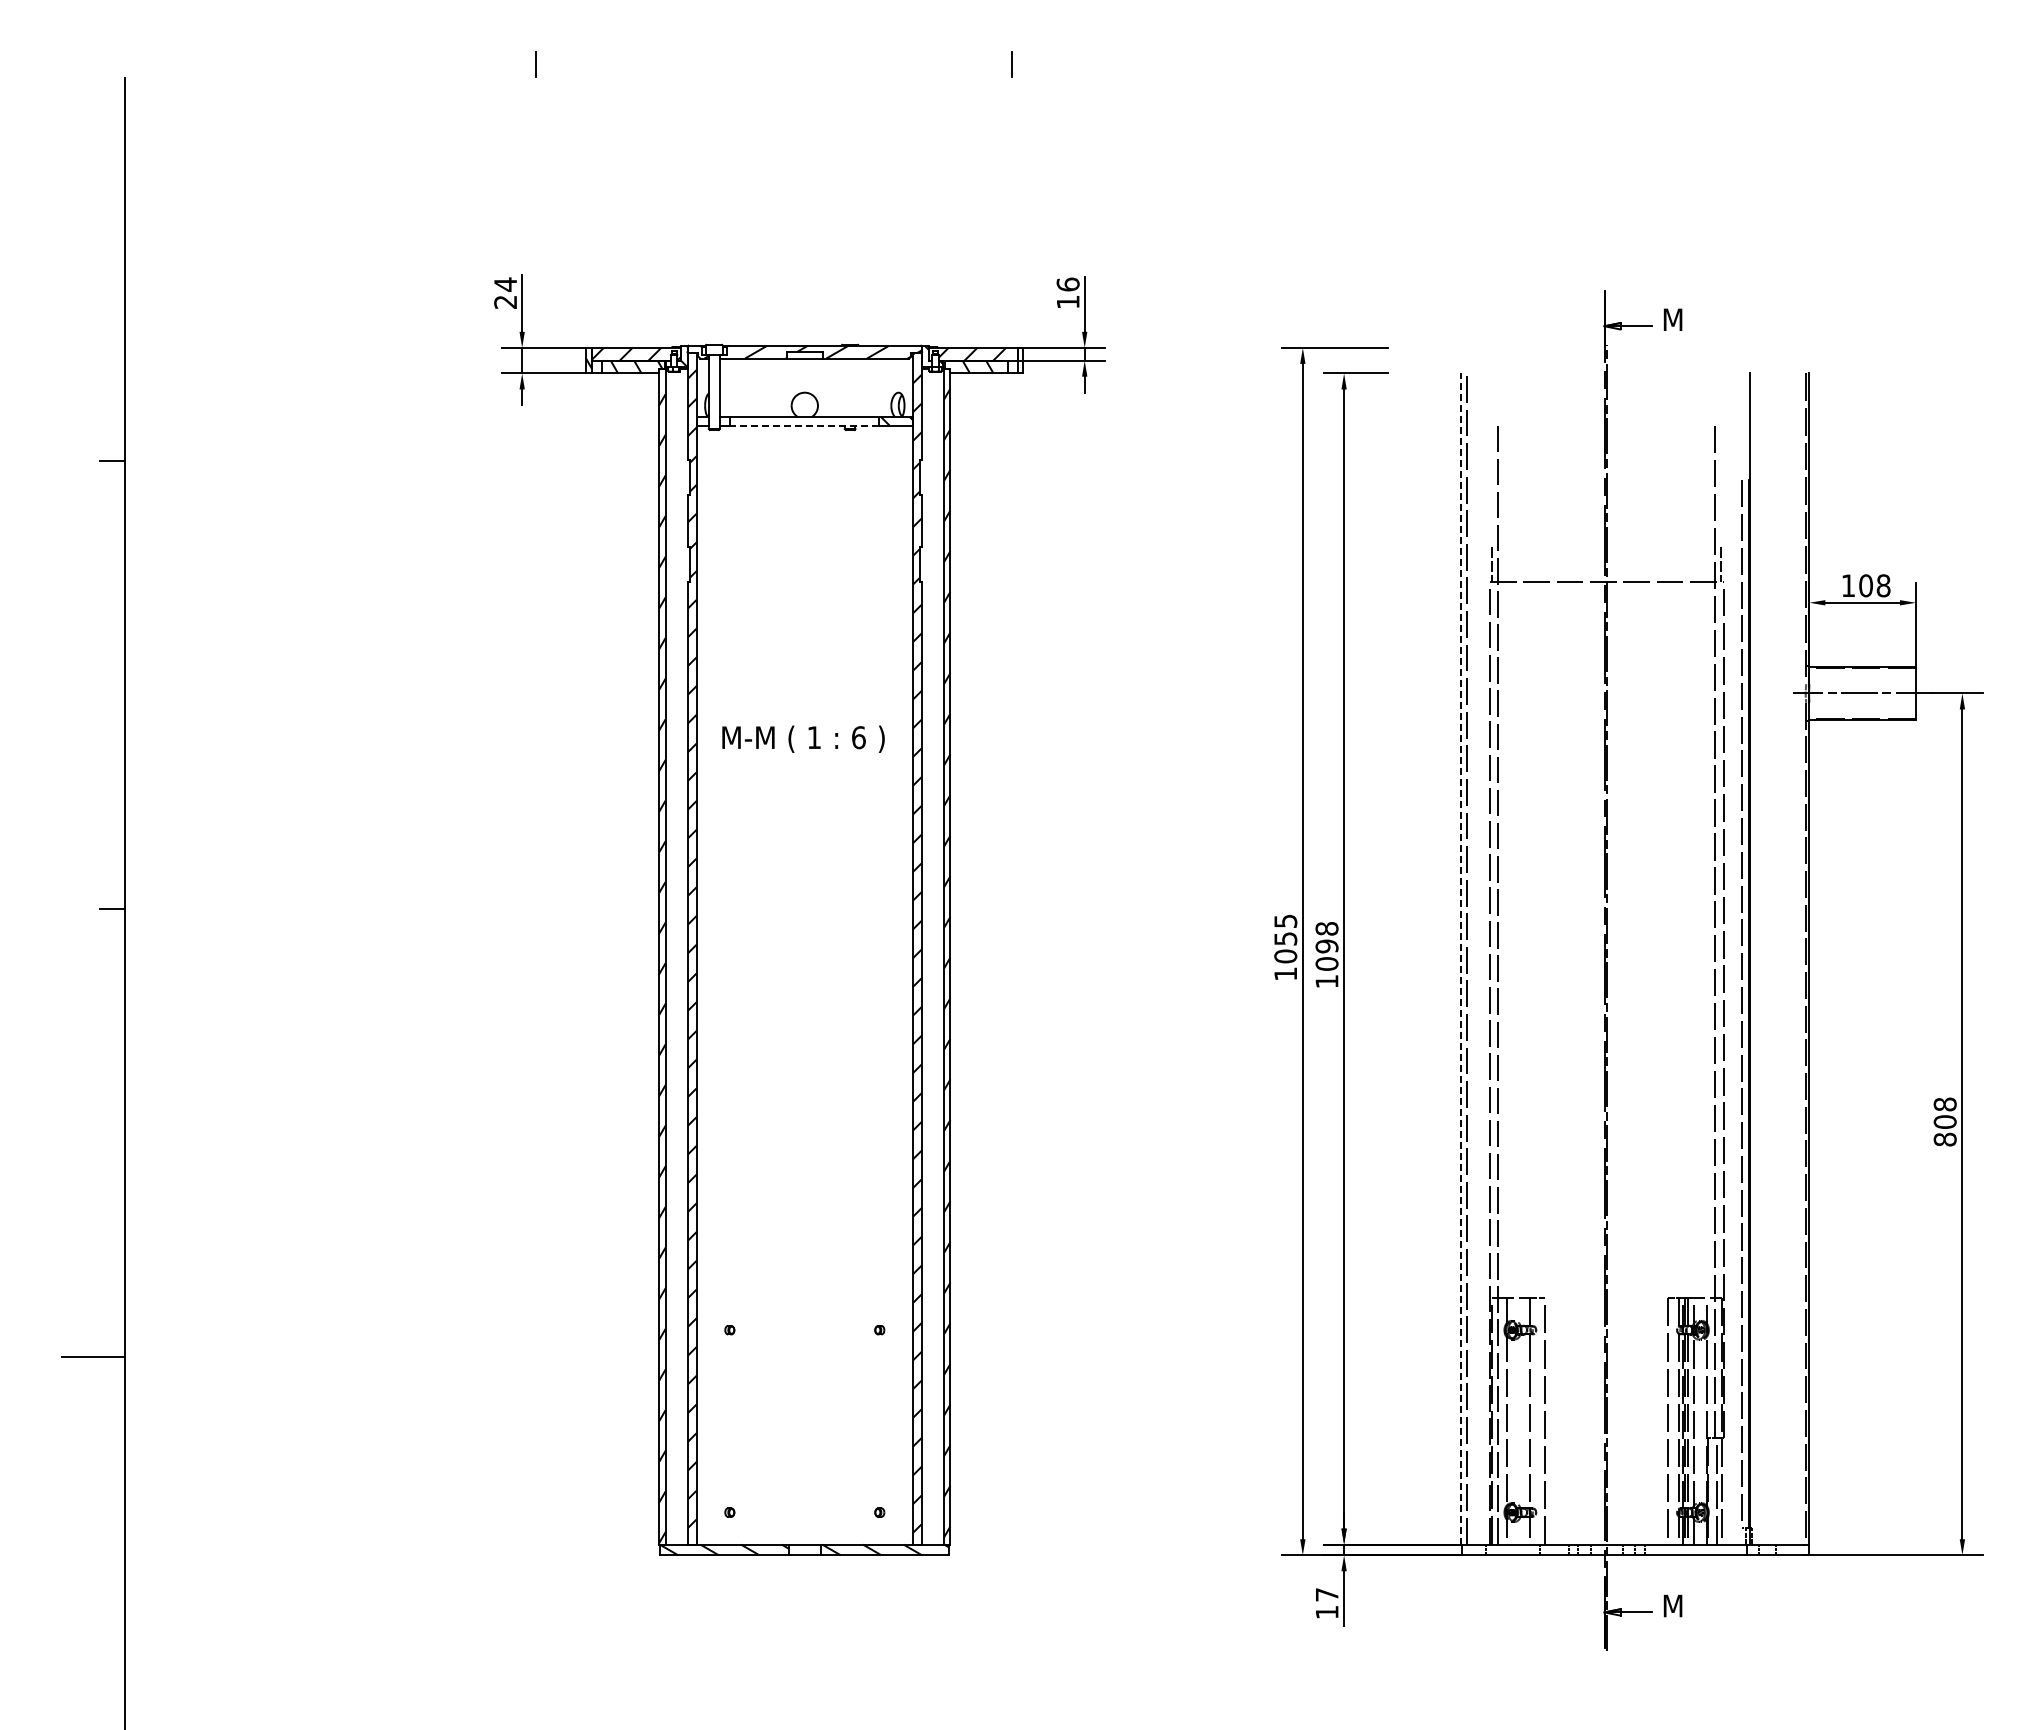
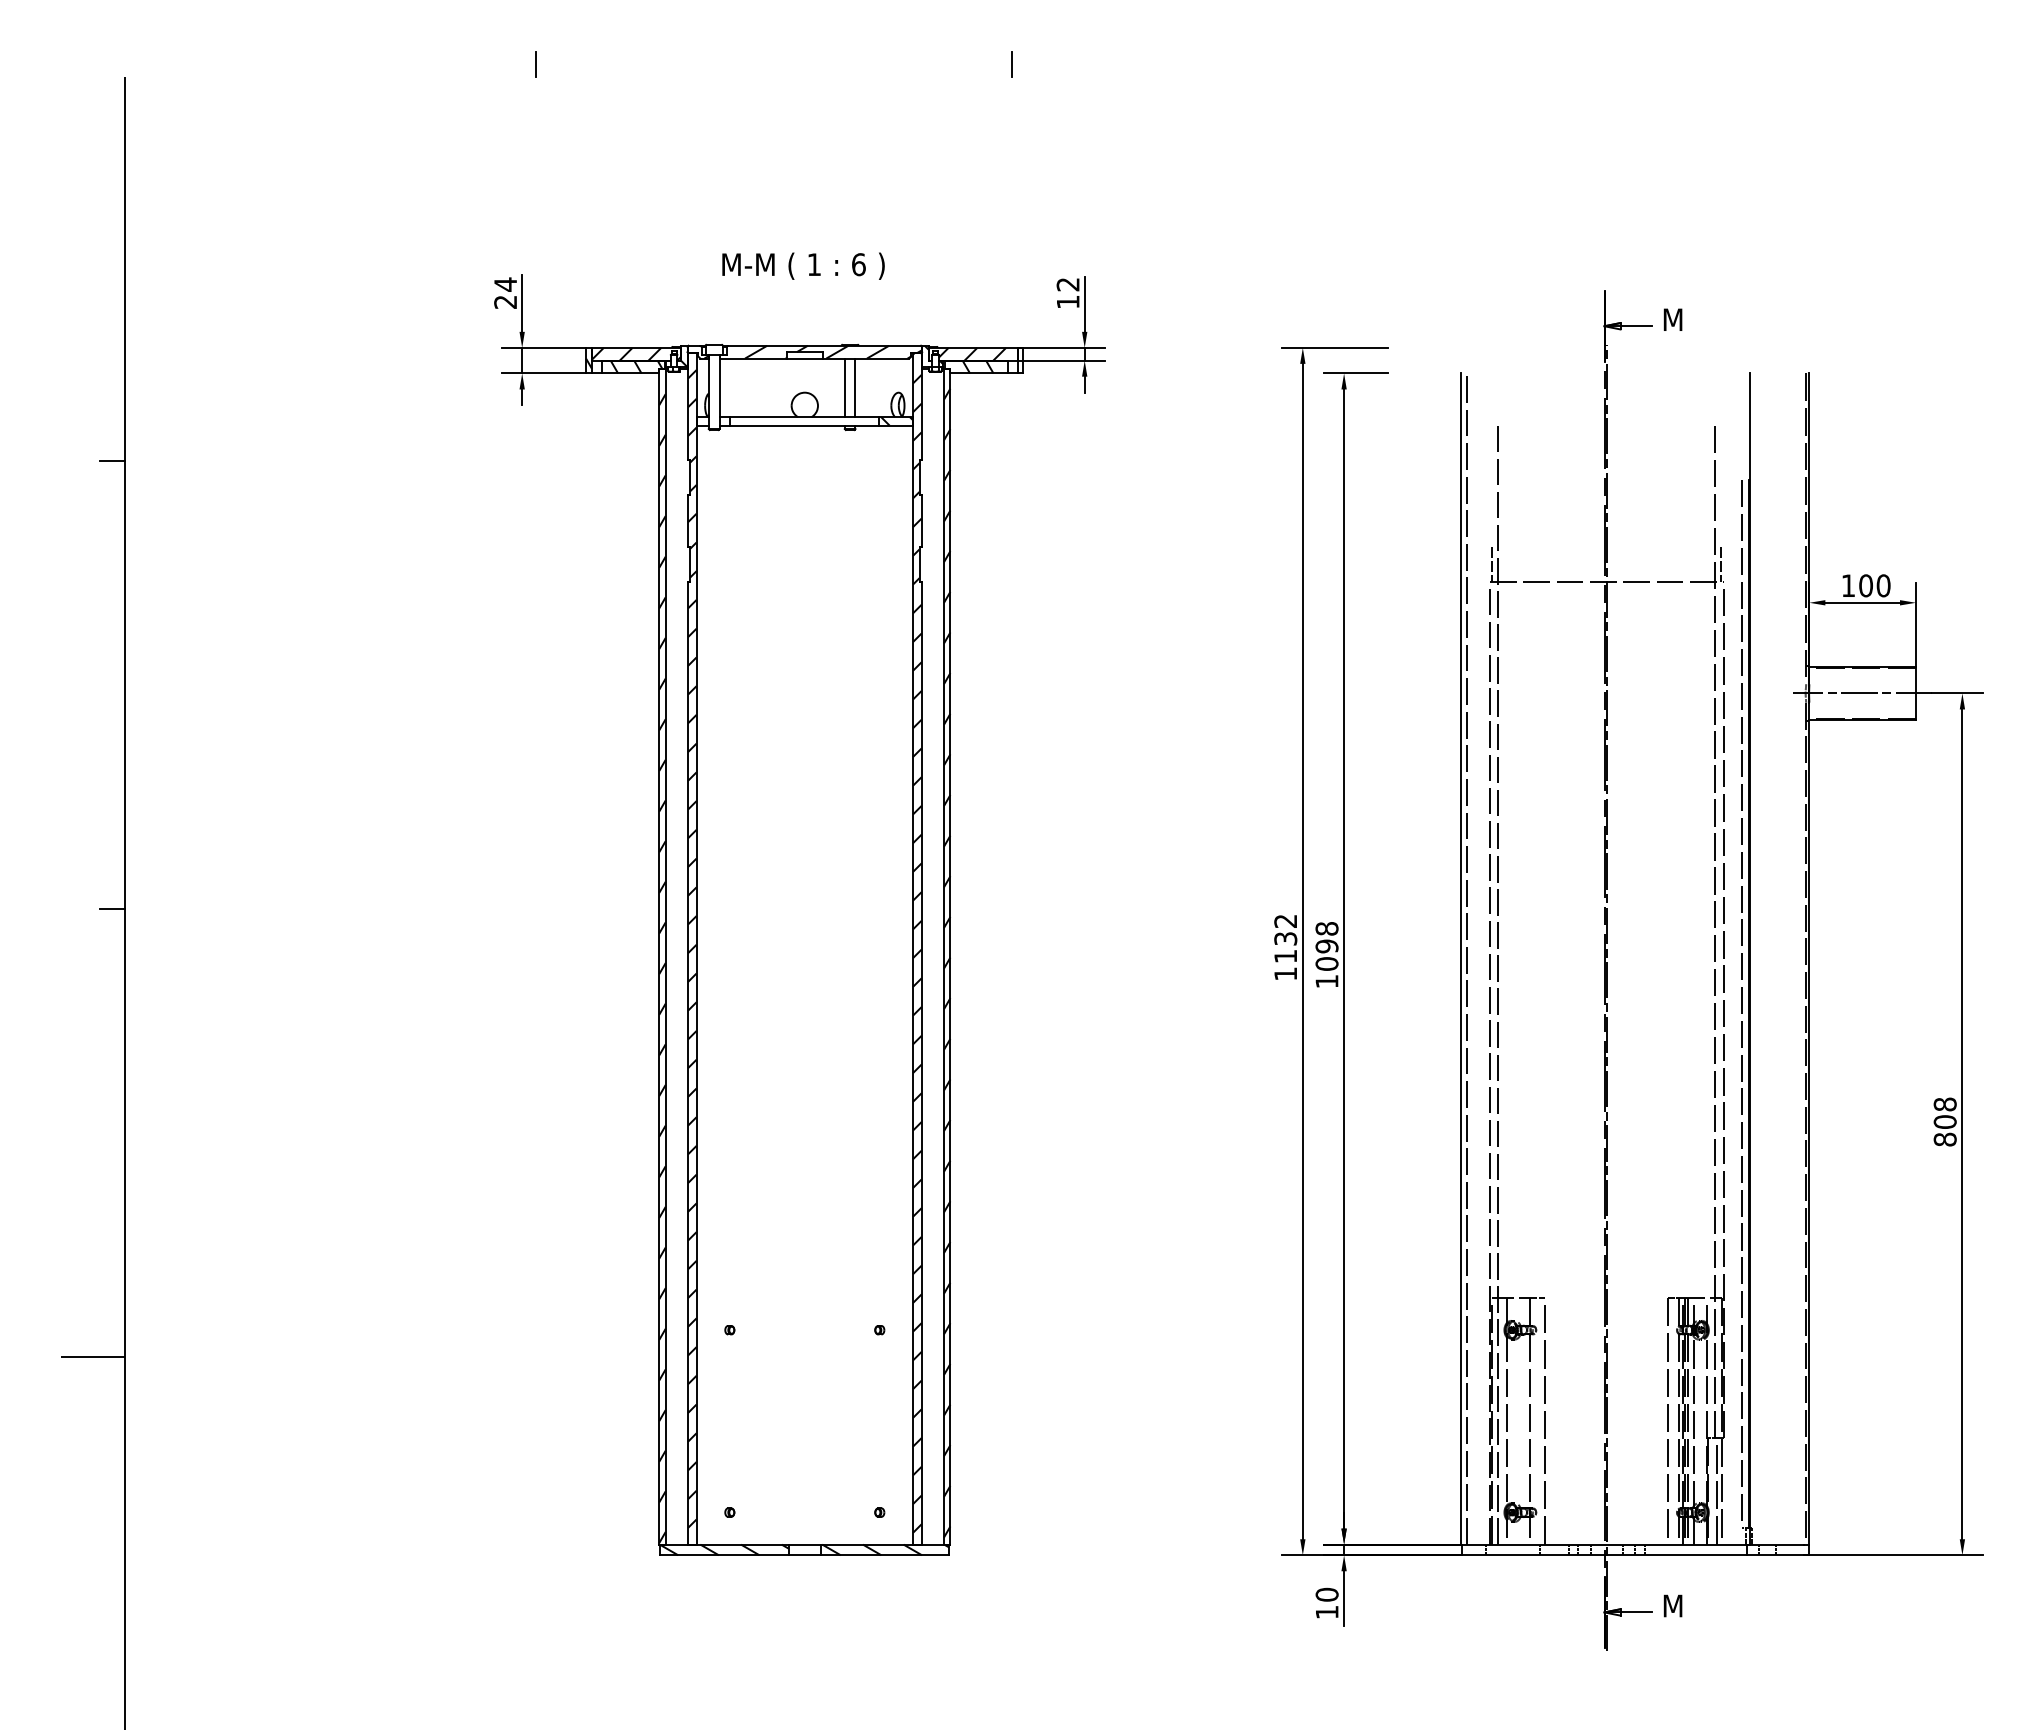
text: 16 -> 12 (1067, 284)
line: none -> present (844, 387)
line: none -> present (855, 387)
line: dashed -> solid (804, 425)
text: 108 -> 100 (1883, 585)
text position: (803, 738) -> (803, 265) (803, 265)
text: 1055 -> 1132 (1285, 939)
line: dashed -> solid (1461, 959)
text: 17 -> 10 (1326, 1594)
